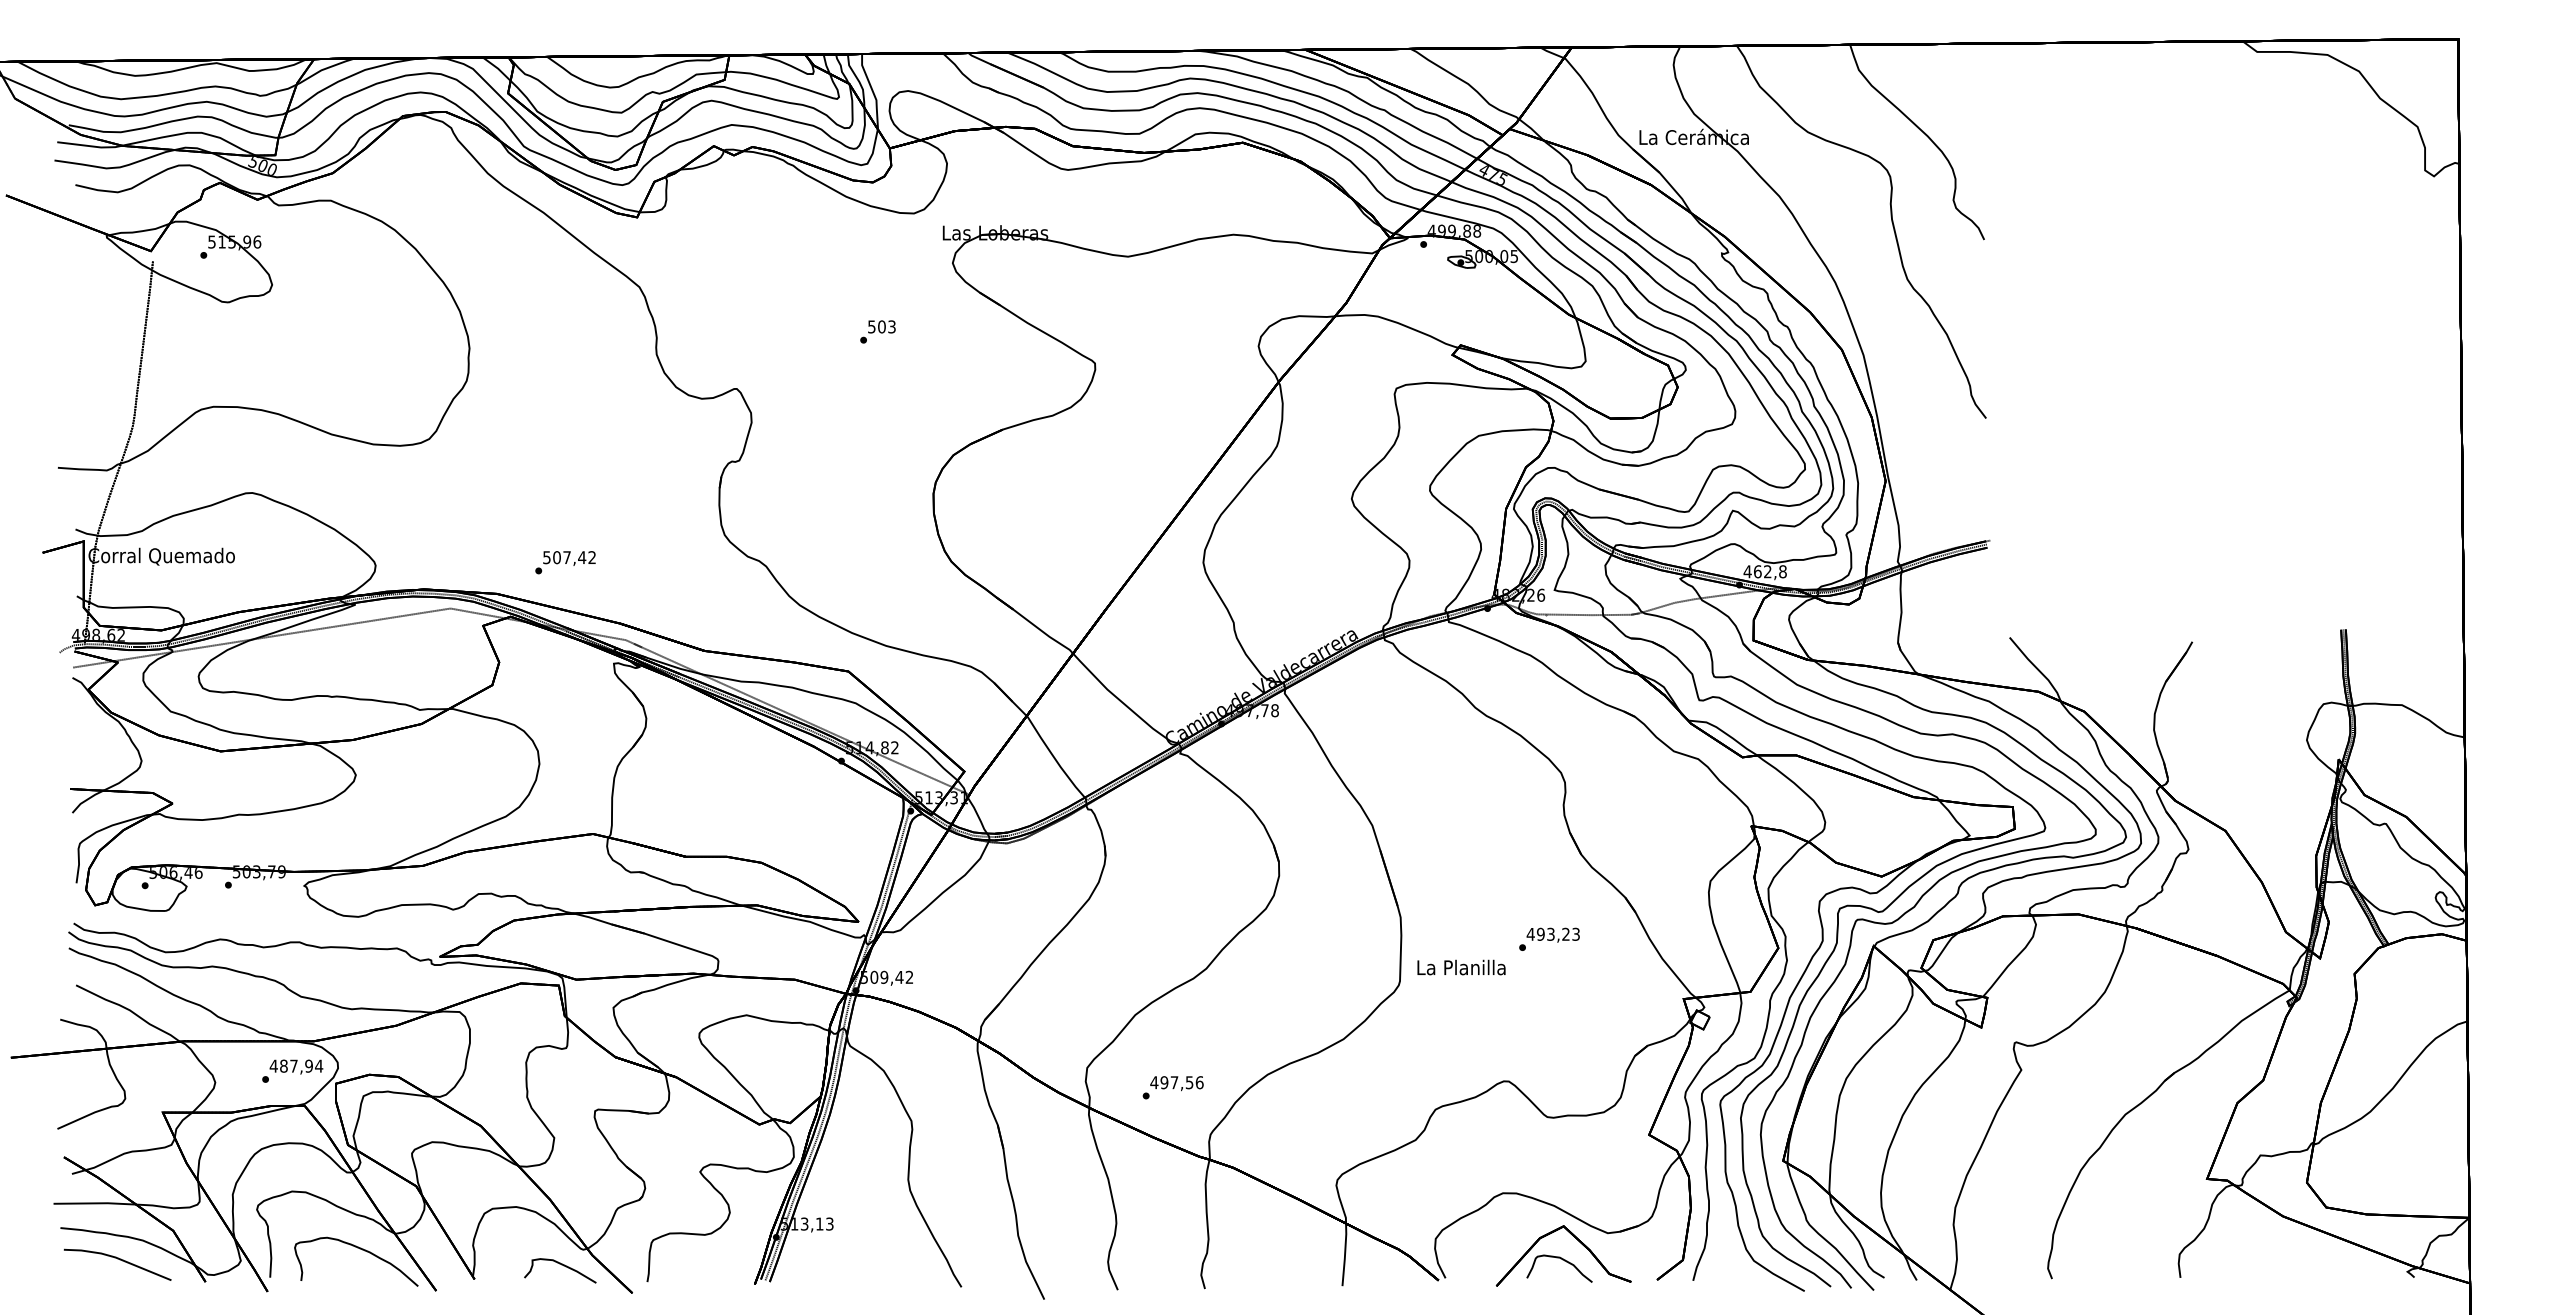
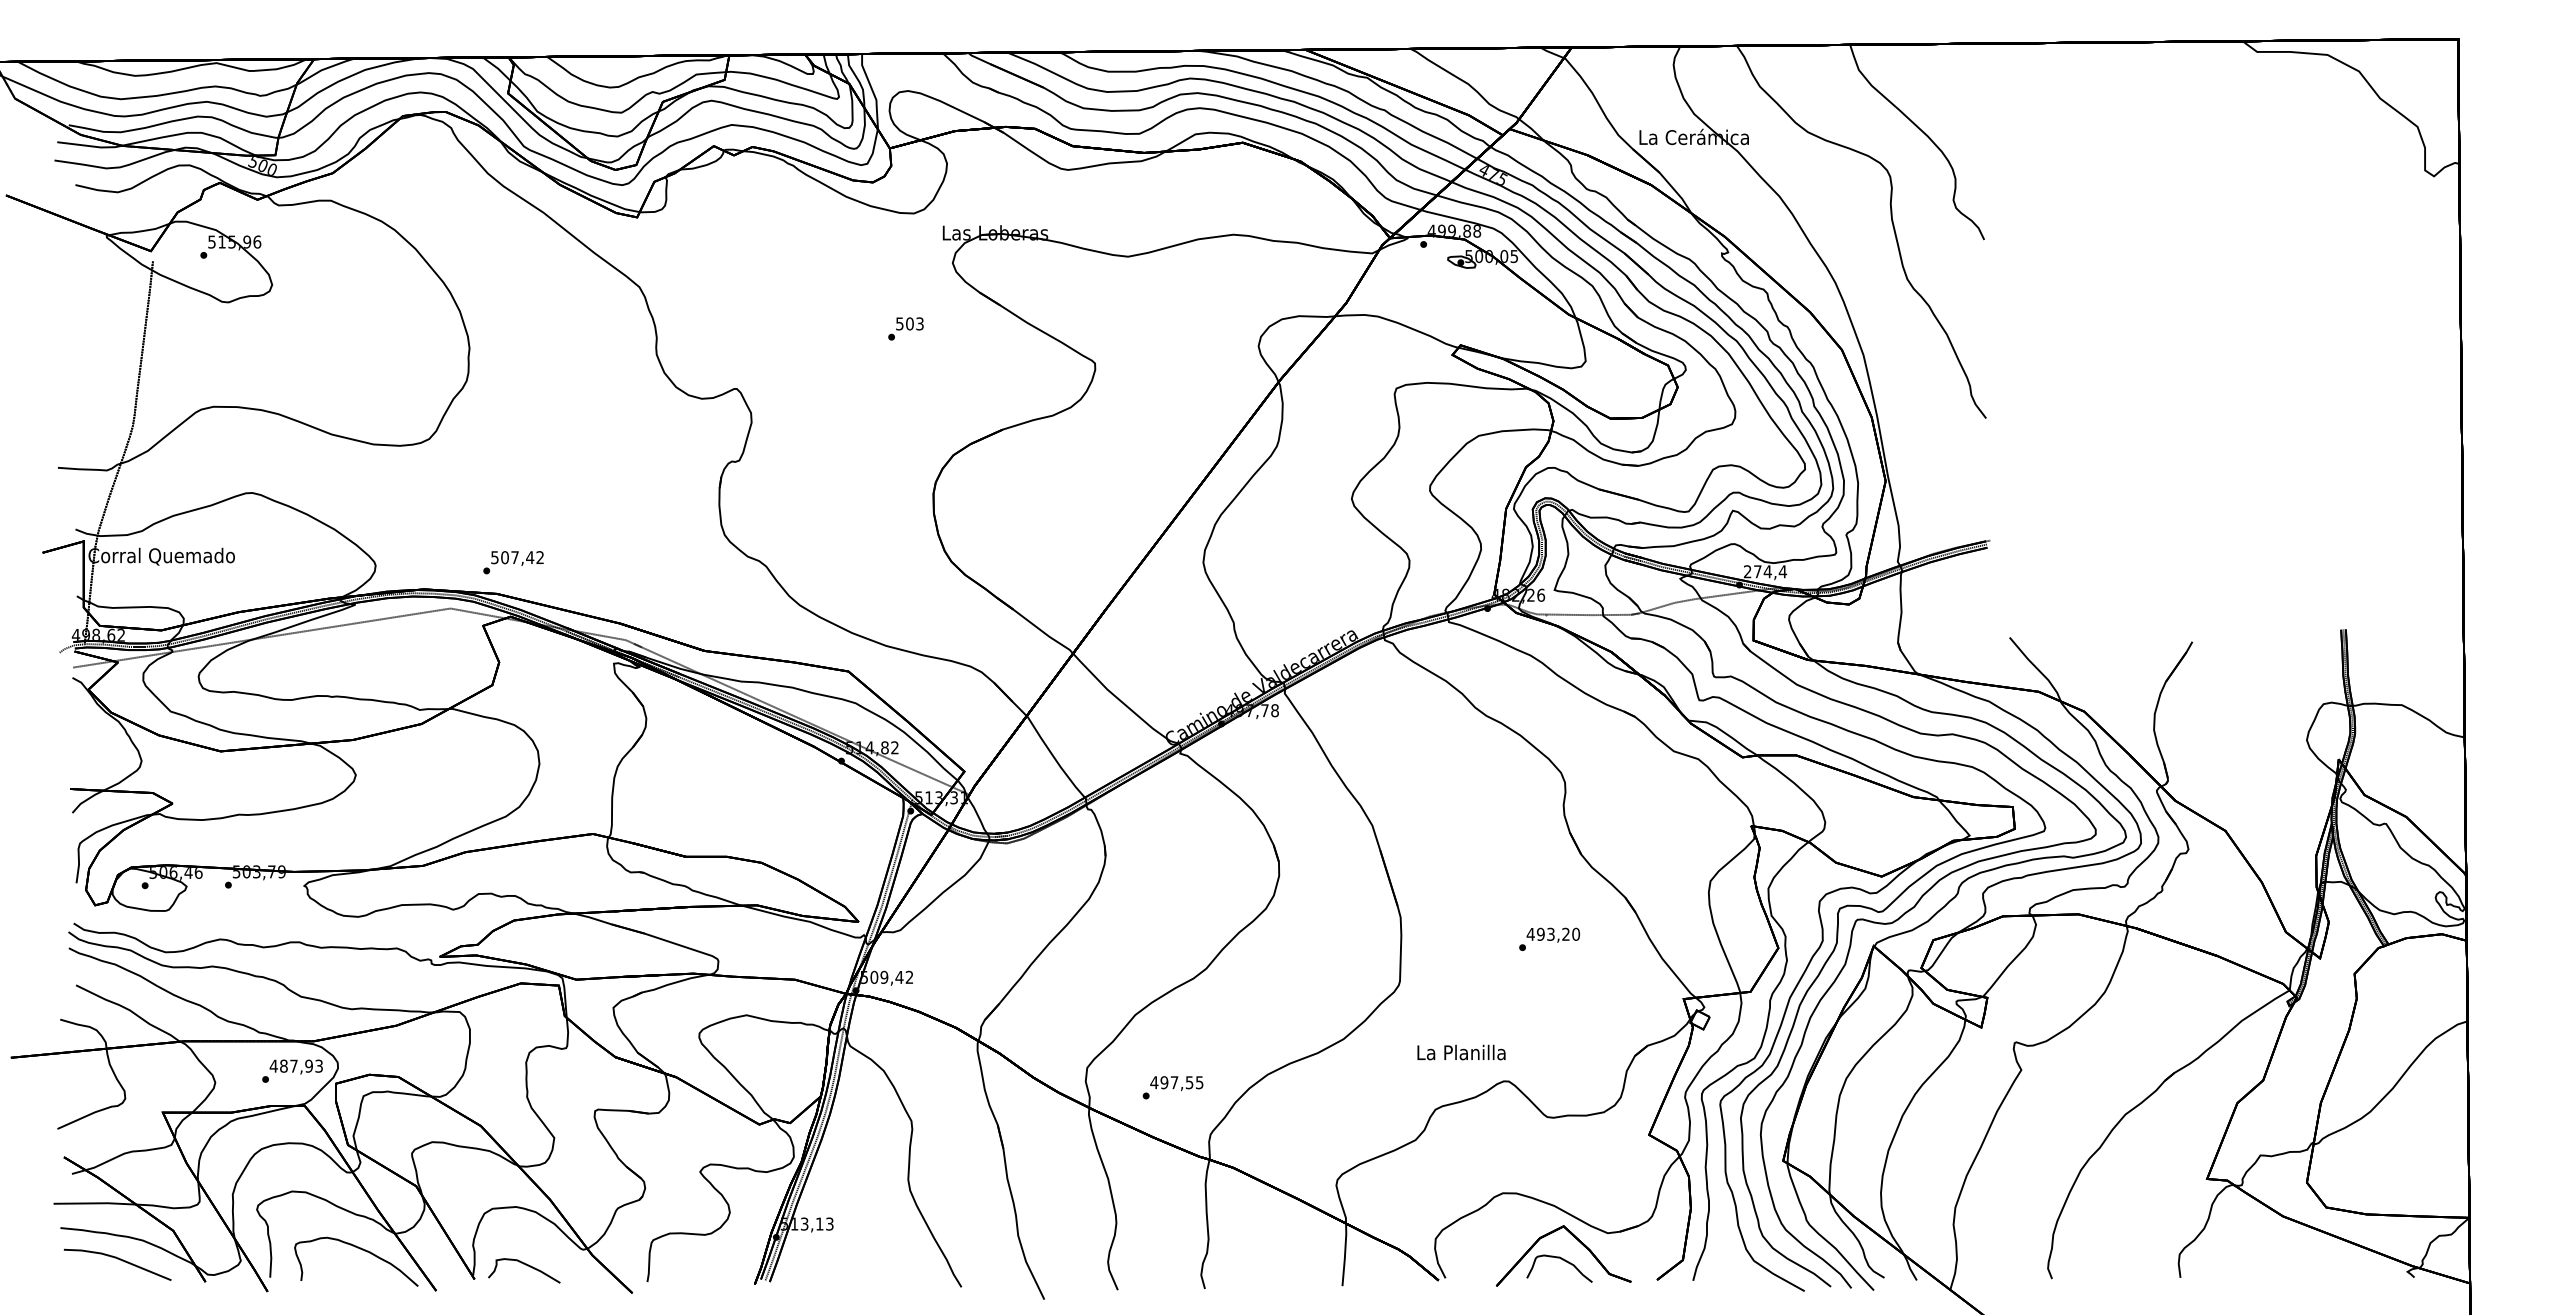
text position: (877, 331) -> (905, 328) (905, 328)
text position: (565, 562) -> (513, 562) (513, 562)
text: 462,8 -> 274,4 (1765, 571)
text: 493,23 -> 493,20 (1576, 933)
text position: (1461, 967) -> (1461, 1052) (1461, 1052)
text: 487,94 -> 487,93 (319, 1065)
text: 497,56 -> 497,55 (1199, 1082)
curve position: (563, 1266) -> (527, 1266) (527, 1266)
